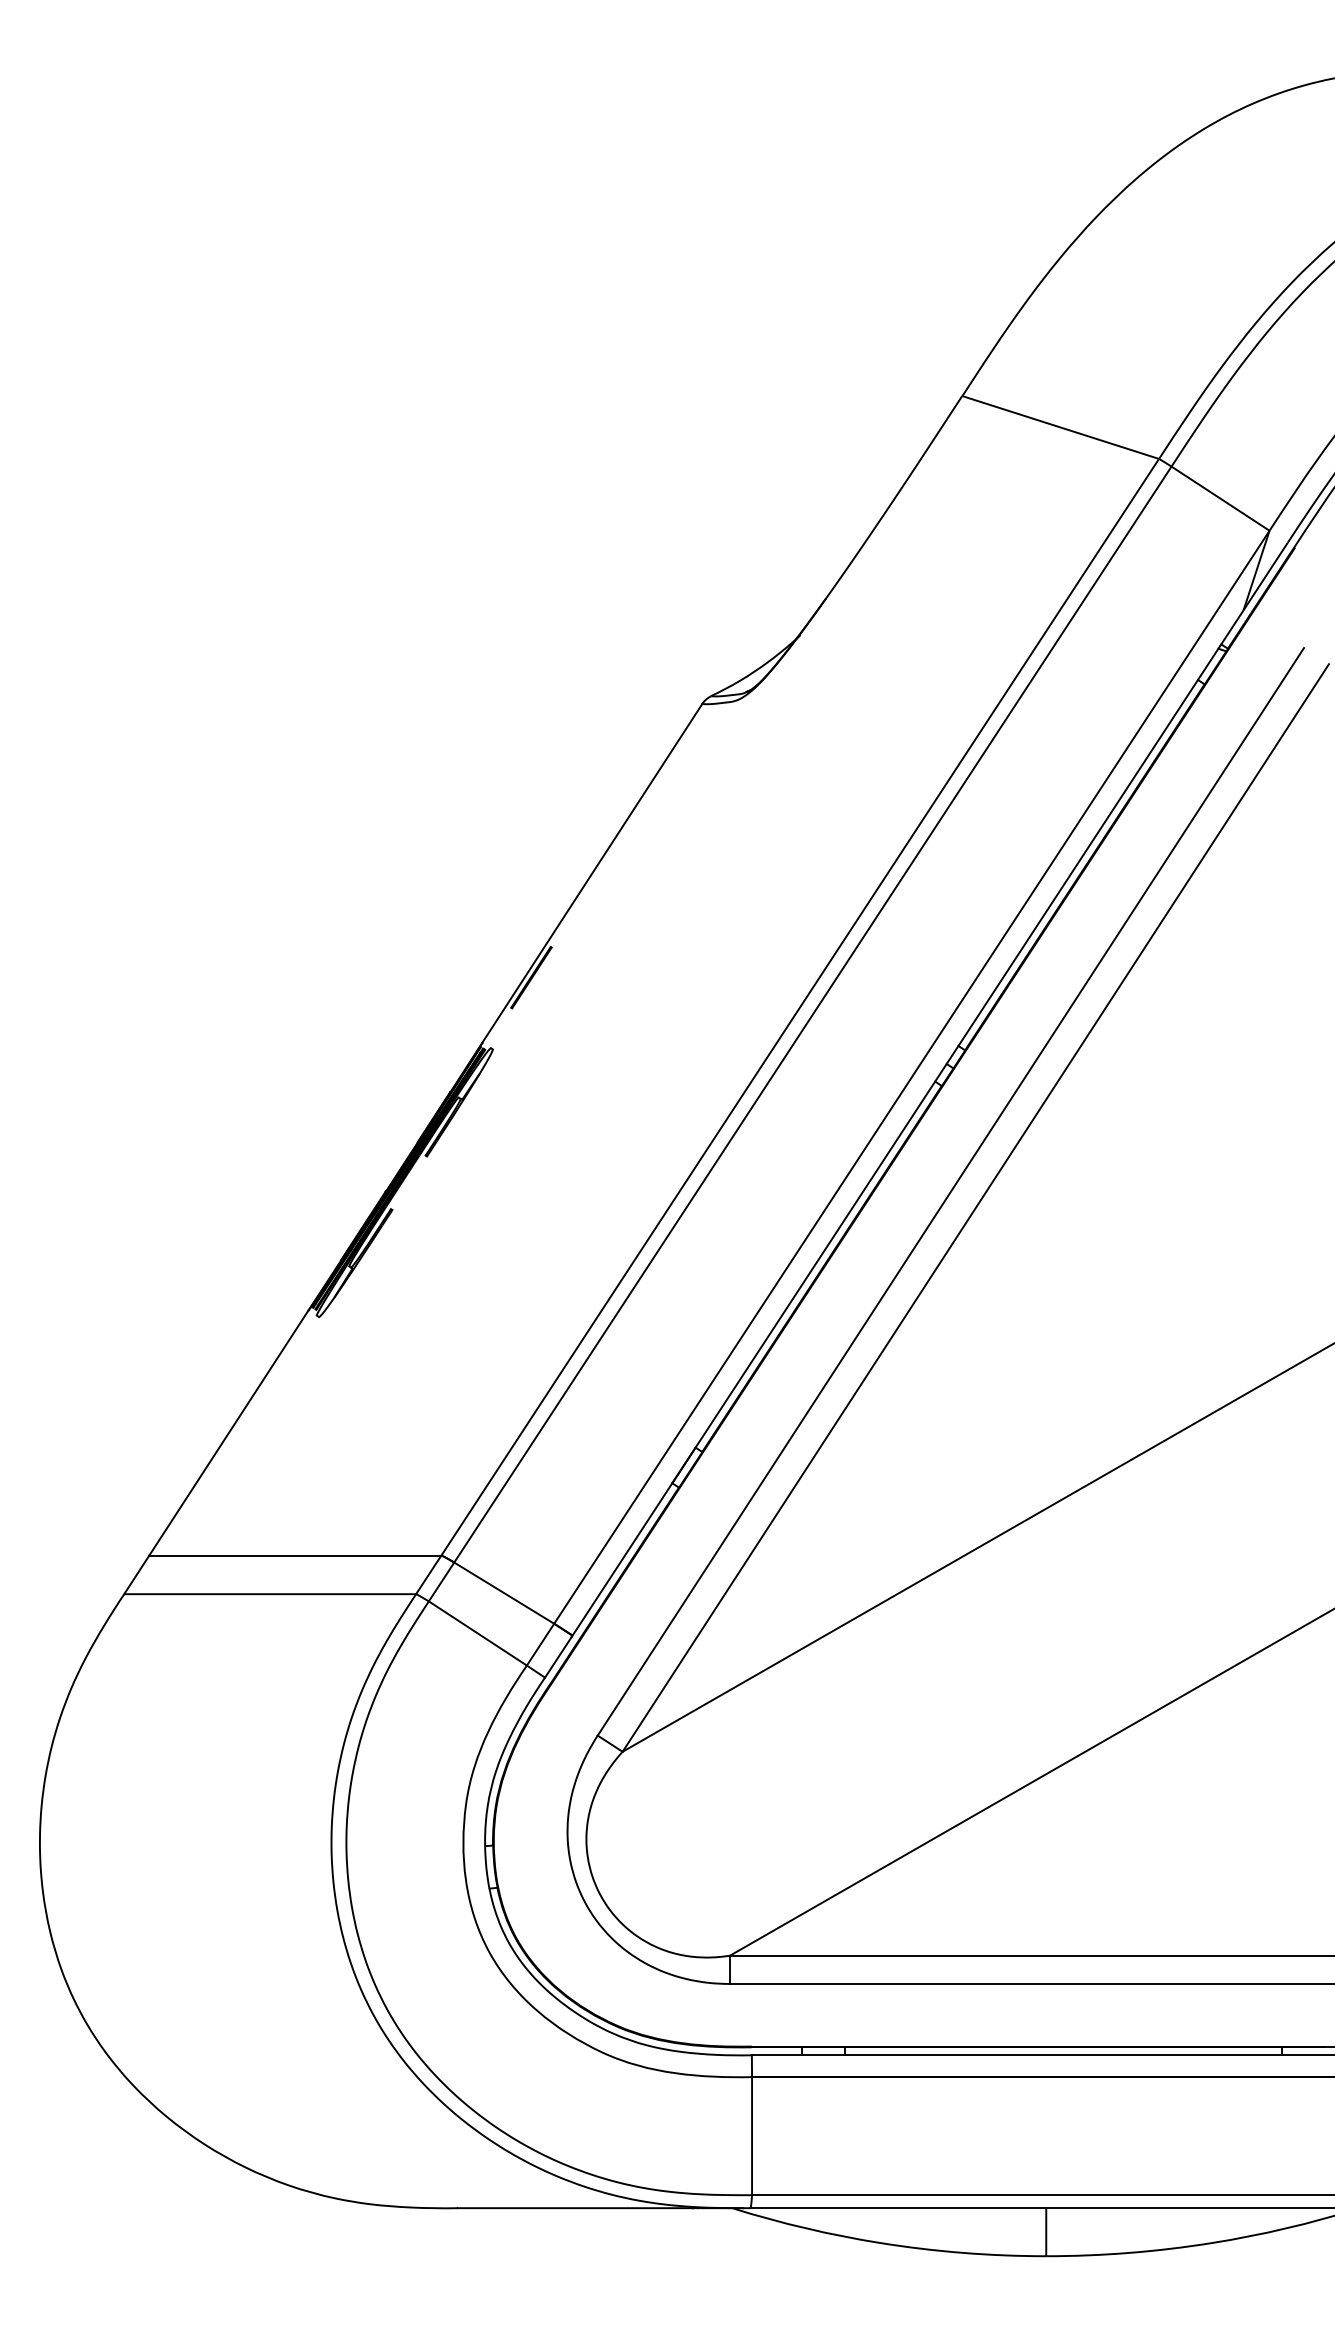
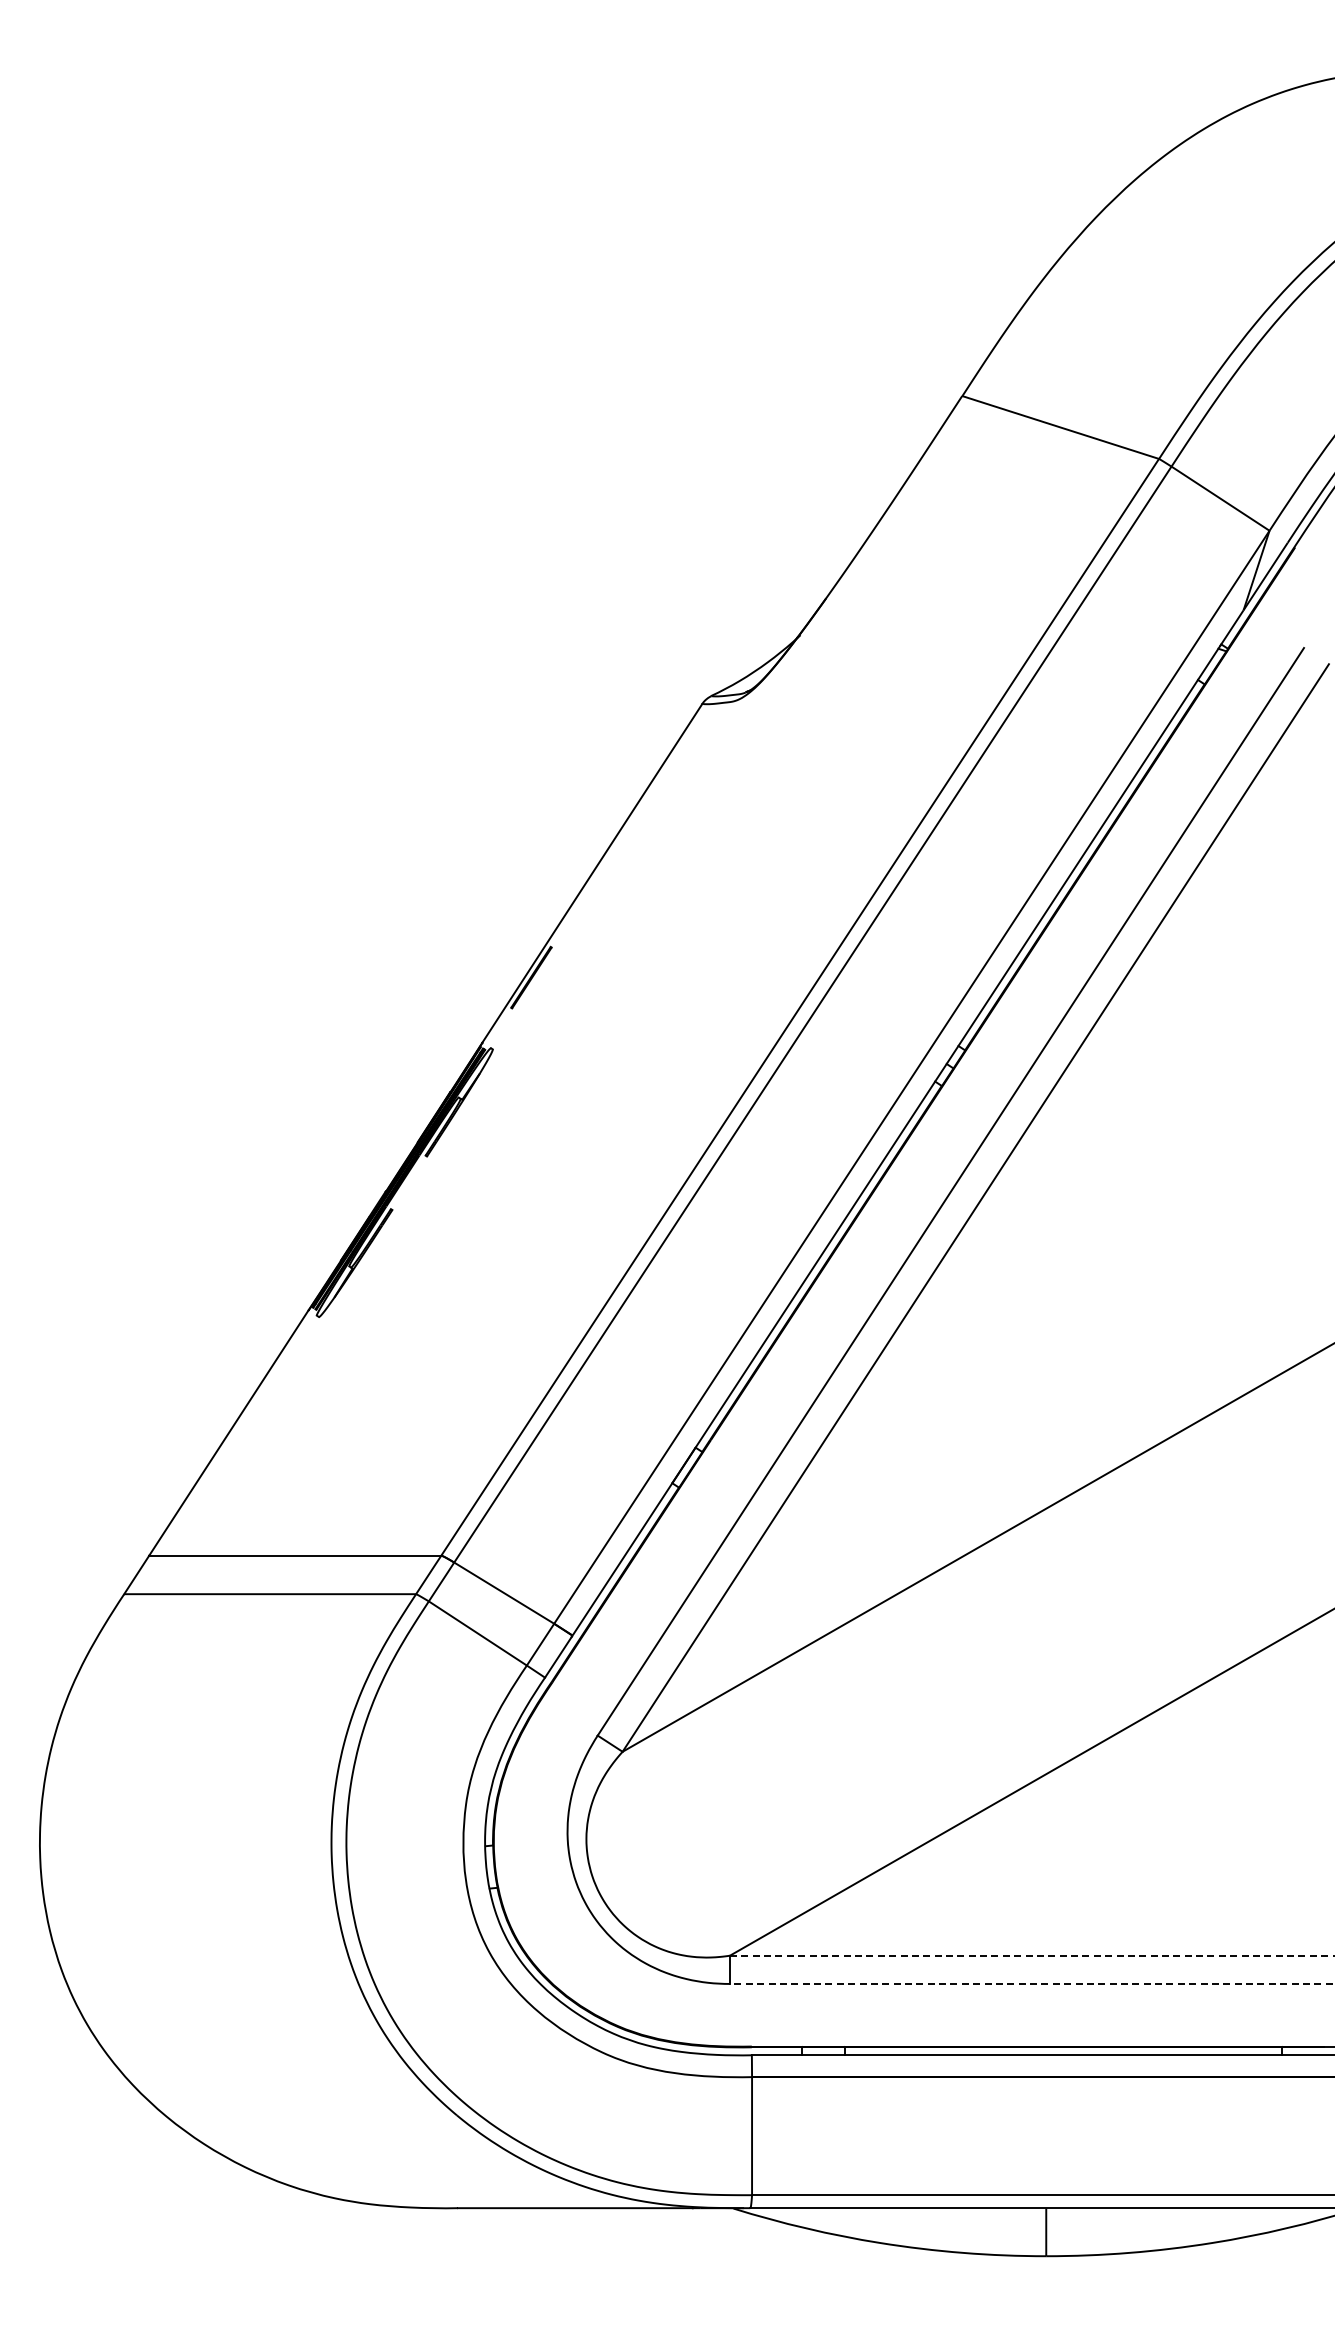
line: solid -> dashed (1032, 1955)
line: solid -> dashed (1031, 1983)
